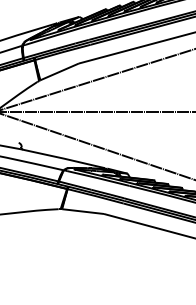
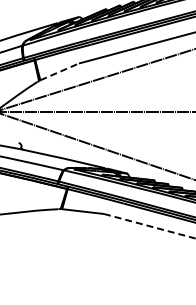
line: solid -> dashed (60, 71)
line: solid -> dashed (150, 226)
